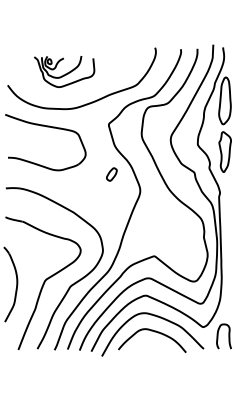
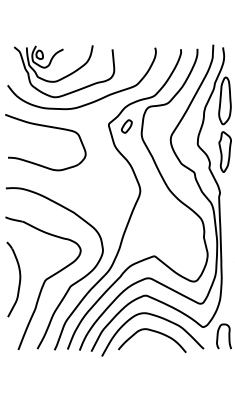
part size: 62x32 px -> 103x54 px (64, 71)
part position: (111, 174) -> (126, 126) (126, 126)
part position: (10, 284) -> (13, 279) (13, 279)
